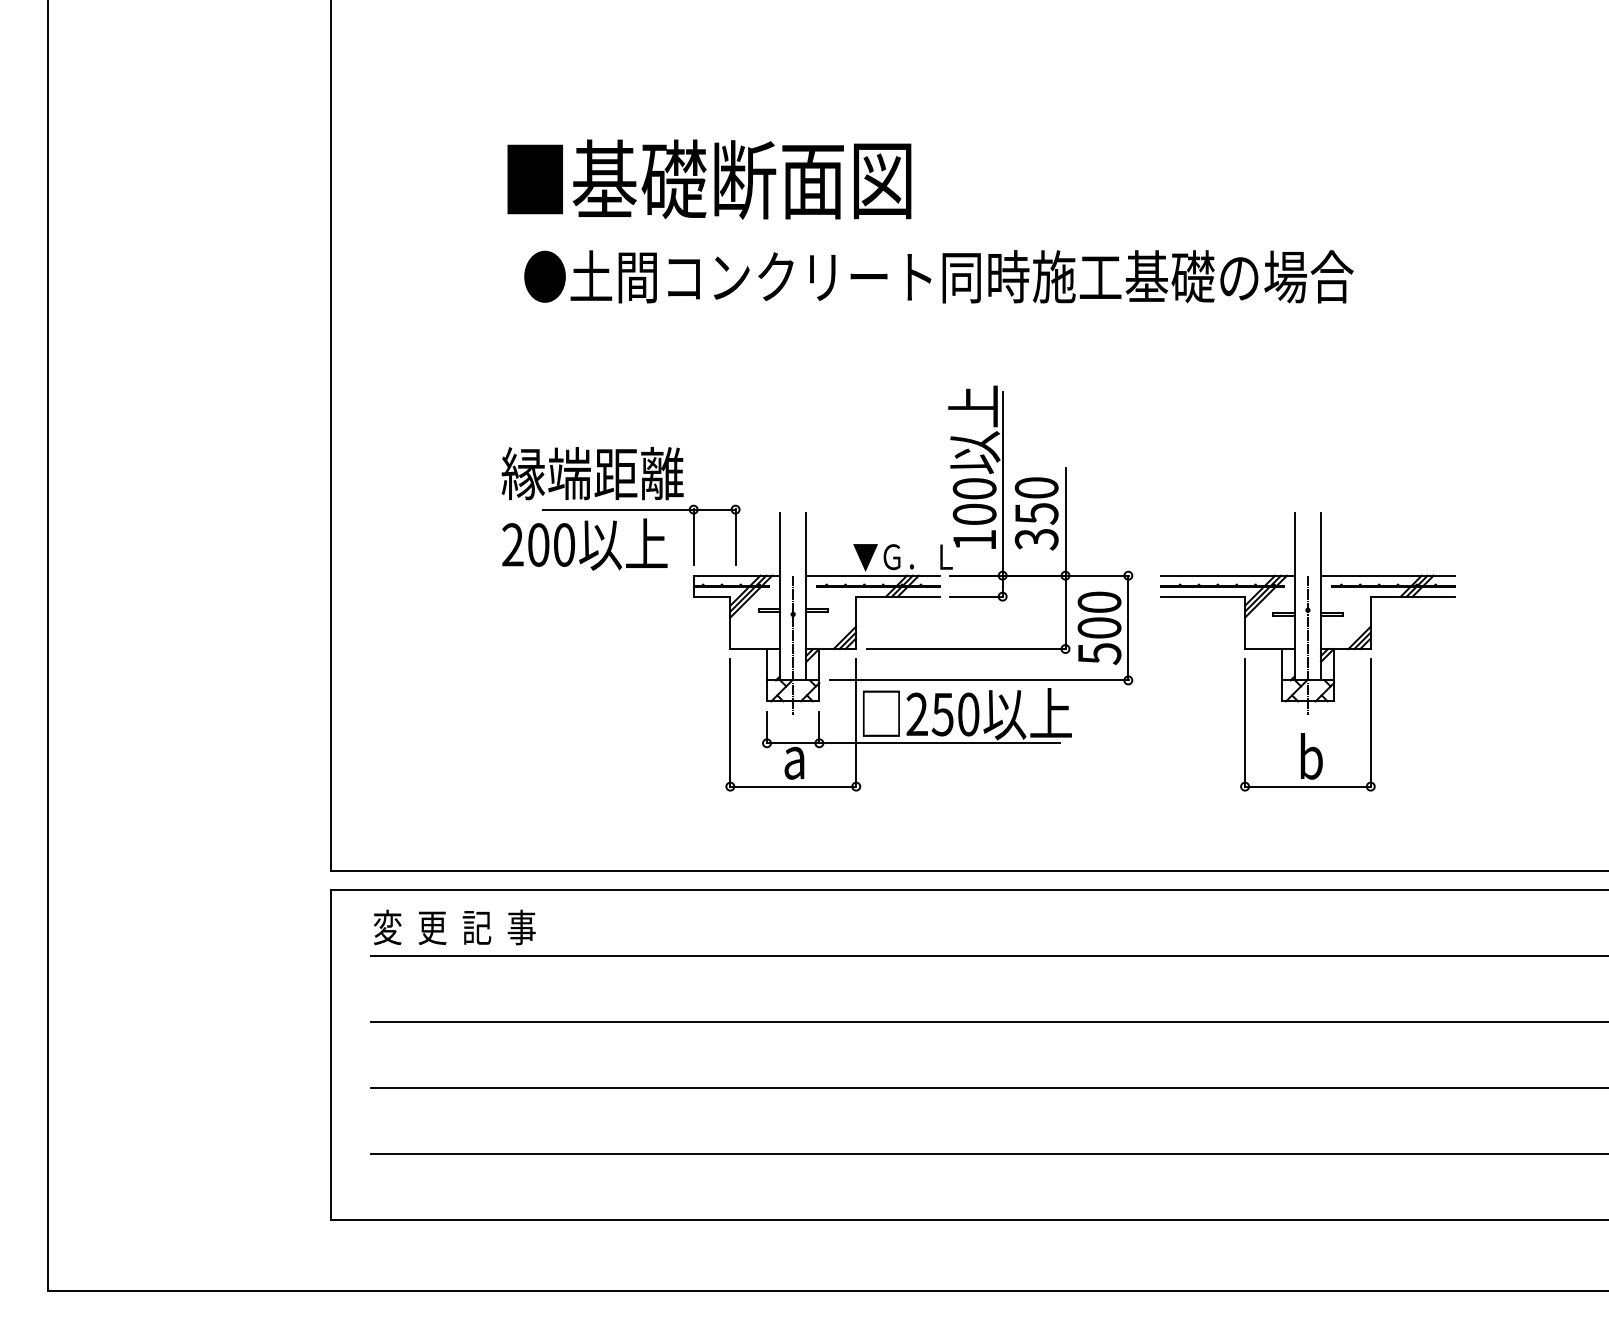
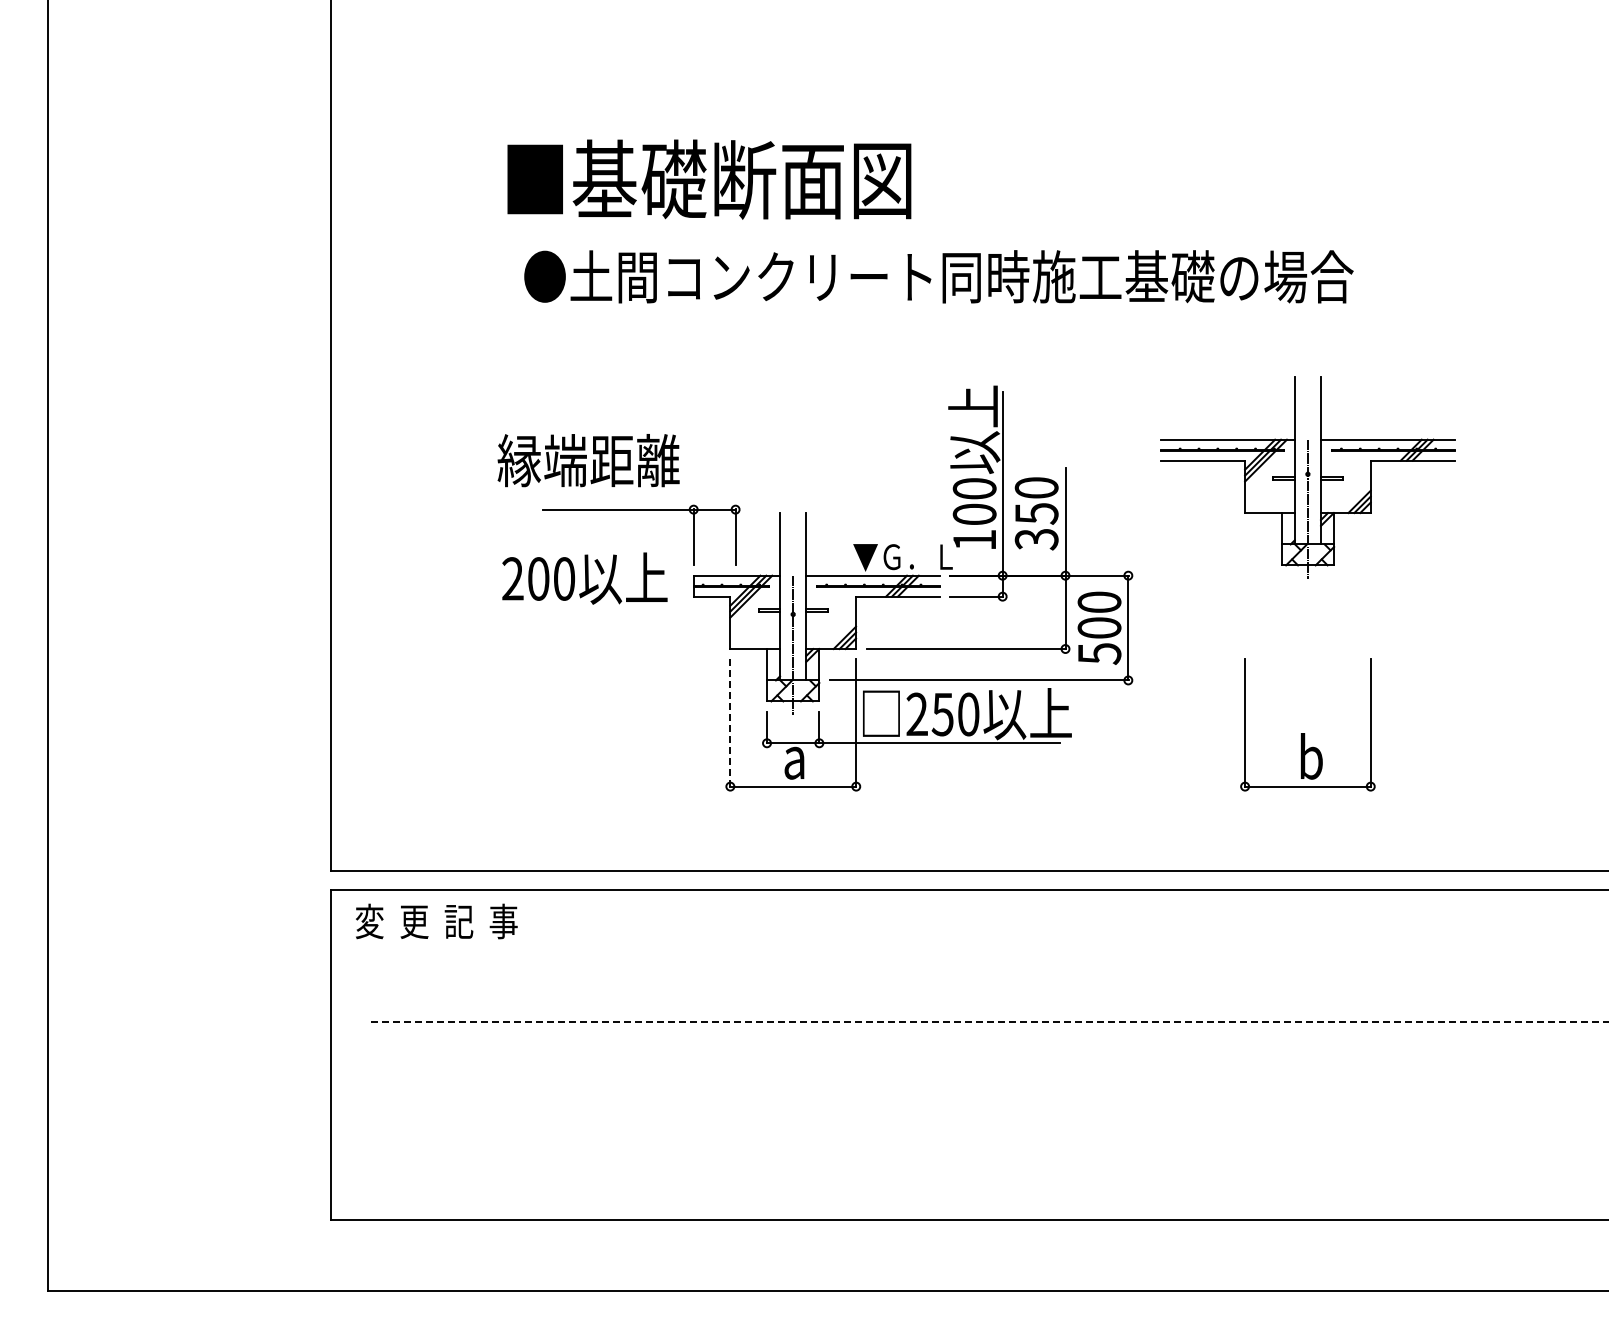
text position: (592, 473) -> (588, 460) (588, 460)
text position: (584, 544) -> (584, 578) (584, 578)
part position: (1307, 613) -> (1307, 477) (1307, 477)
line: solid -> dashed (730, 723)
text position: (454, 927) -> (436, 921) (436, 921)
line: present -> none (988, 956)
line: solid -> dashed (989, 1022)
line: present -> none (988, 1088)
line: present -> none (988, 1154)
